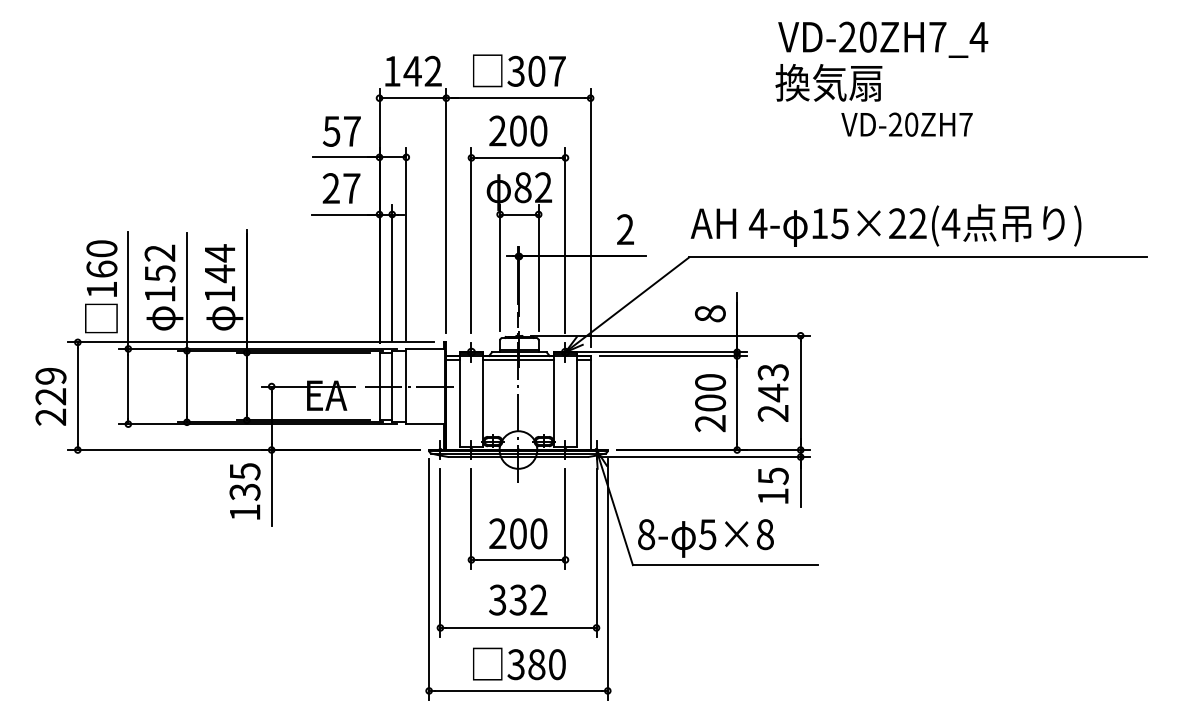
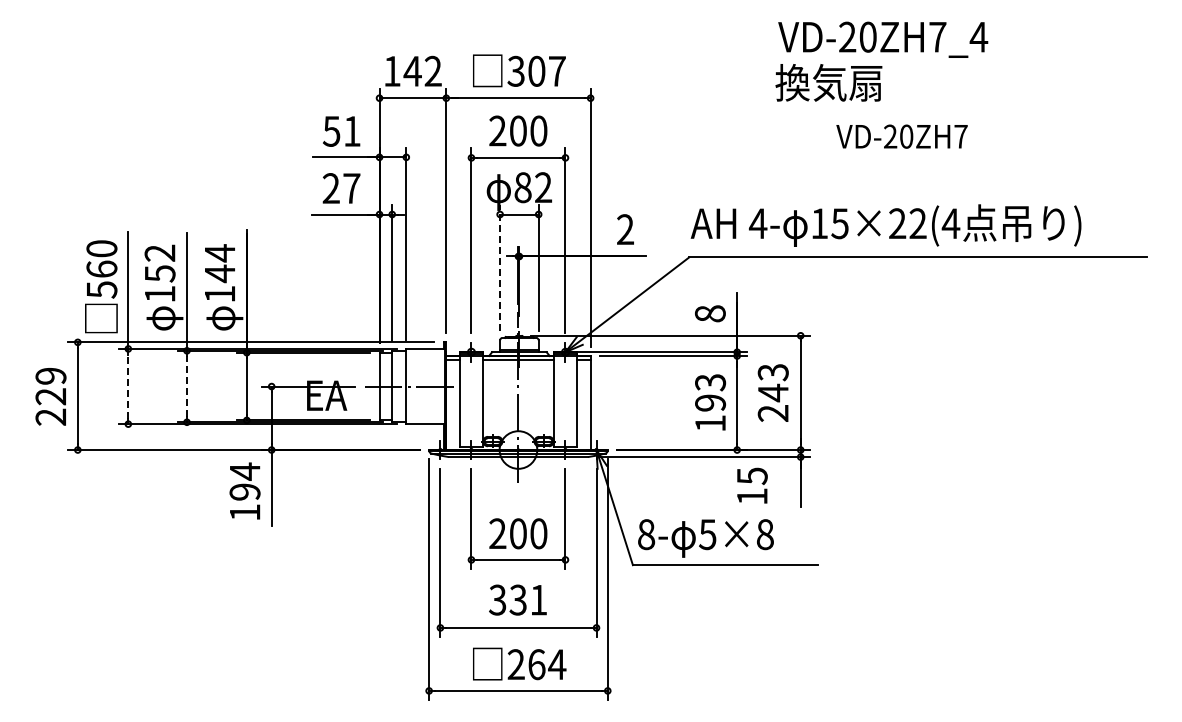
text position: (906, 124) -> (901, 136) (901, 136)
text: 57 -> 51 (352, 131)
line: solid -> dashed (500, 268)
text: 160 -> 560 (102, 289)
line: solid -> dashed (128, 386)
line: solid -> dashed (187, 386)
text: 200 -> 193 (710, 403)
text: 135 -> 194 (244, 481)
text position: (773, 485) -> (752, 485) (752, 485)
text: 332 -> 331 (538, 599)
text: 380 -> 264 (536, 664)
